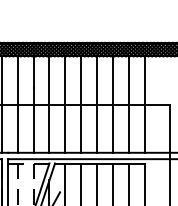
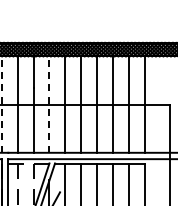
line: solid -> dashed (1, 104)
line: solid -> dashed (49, 104)
